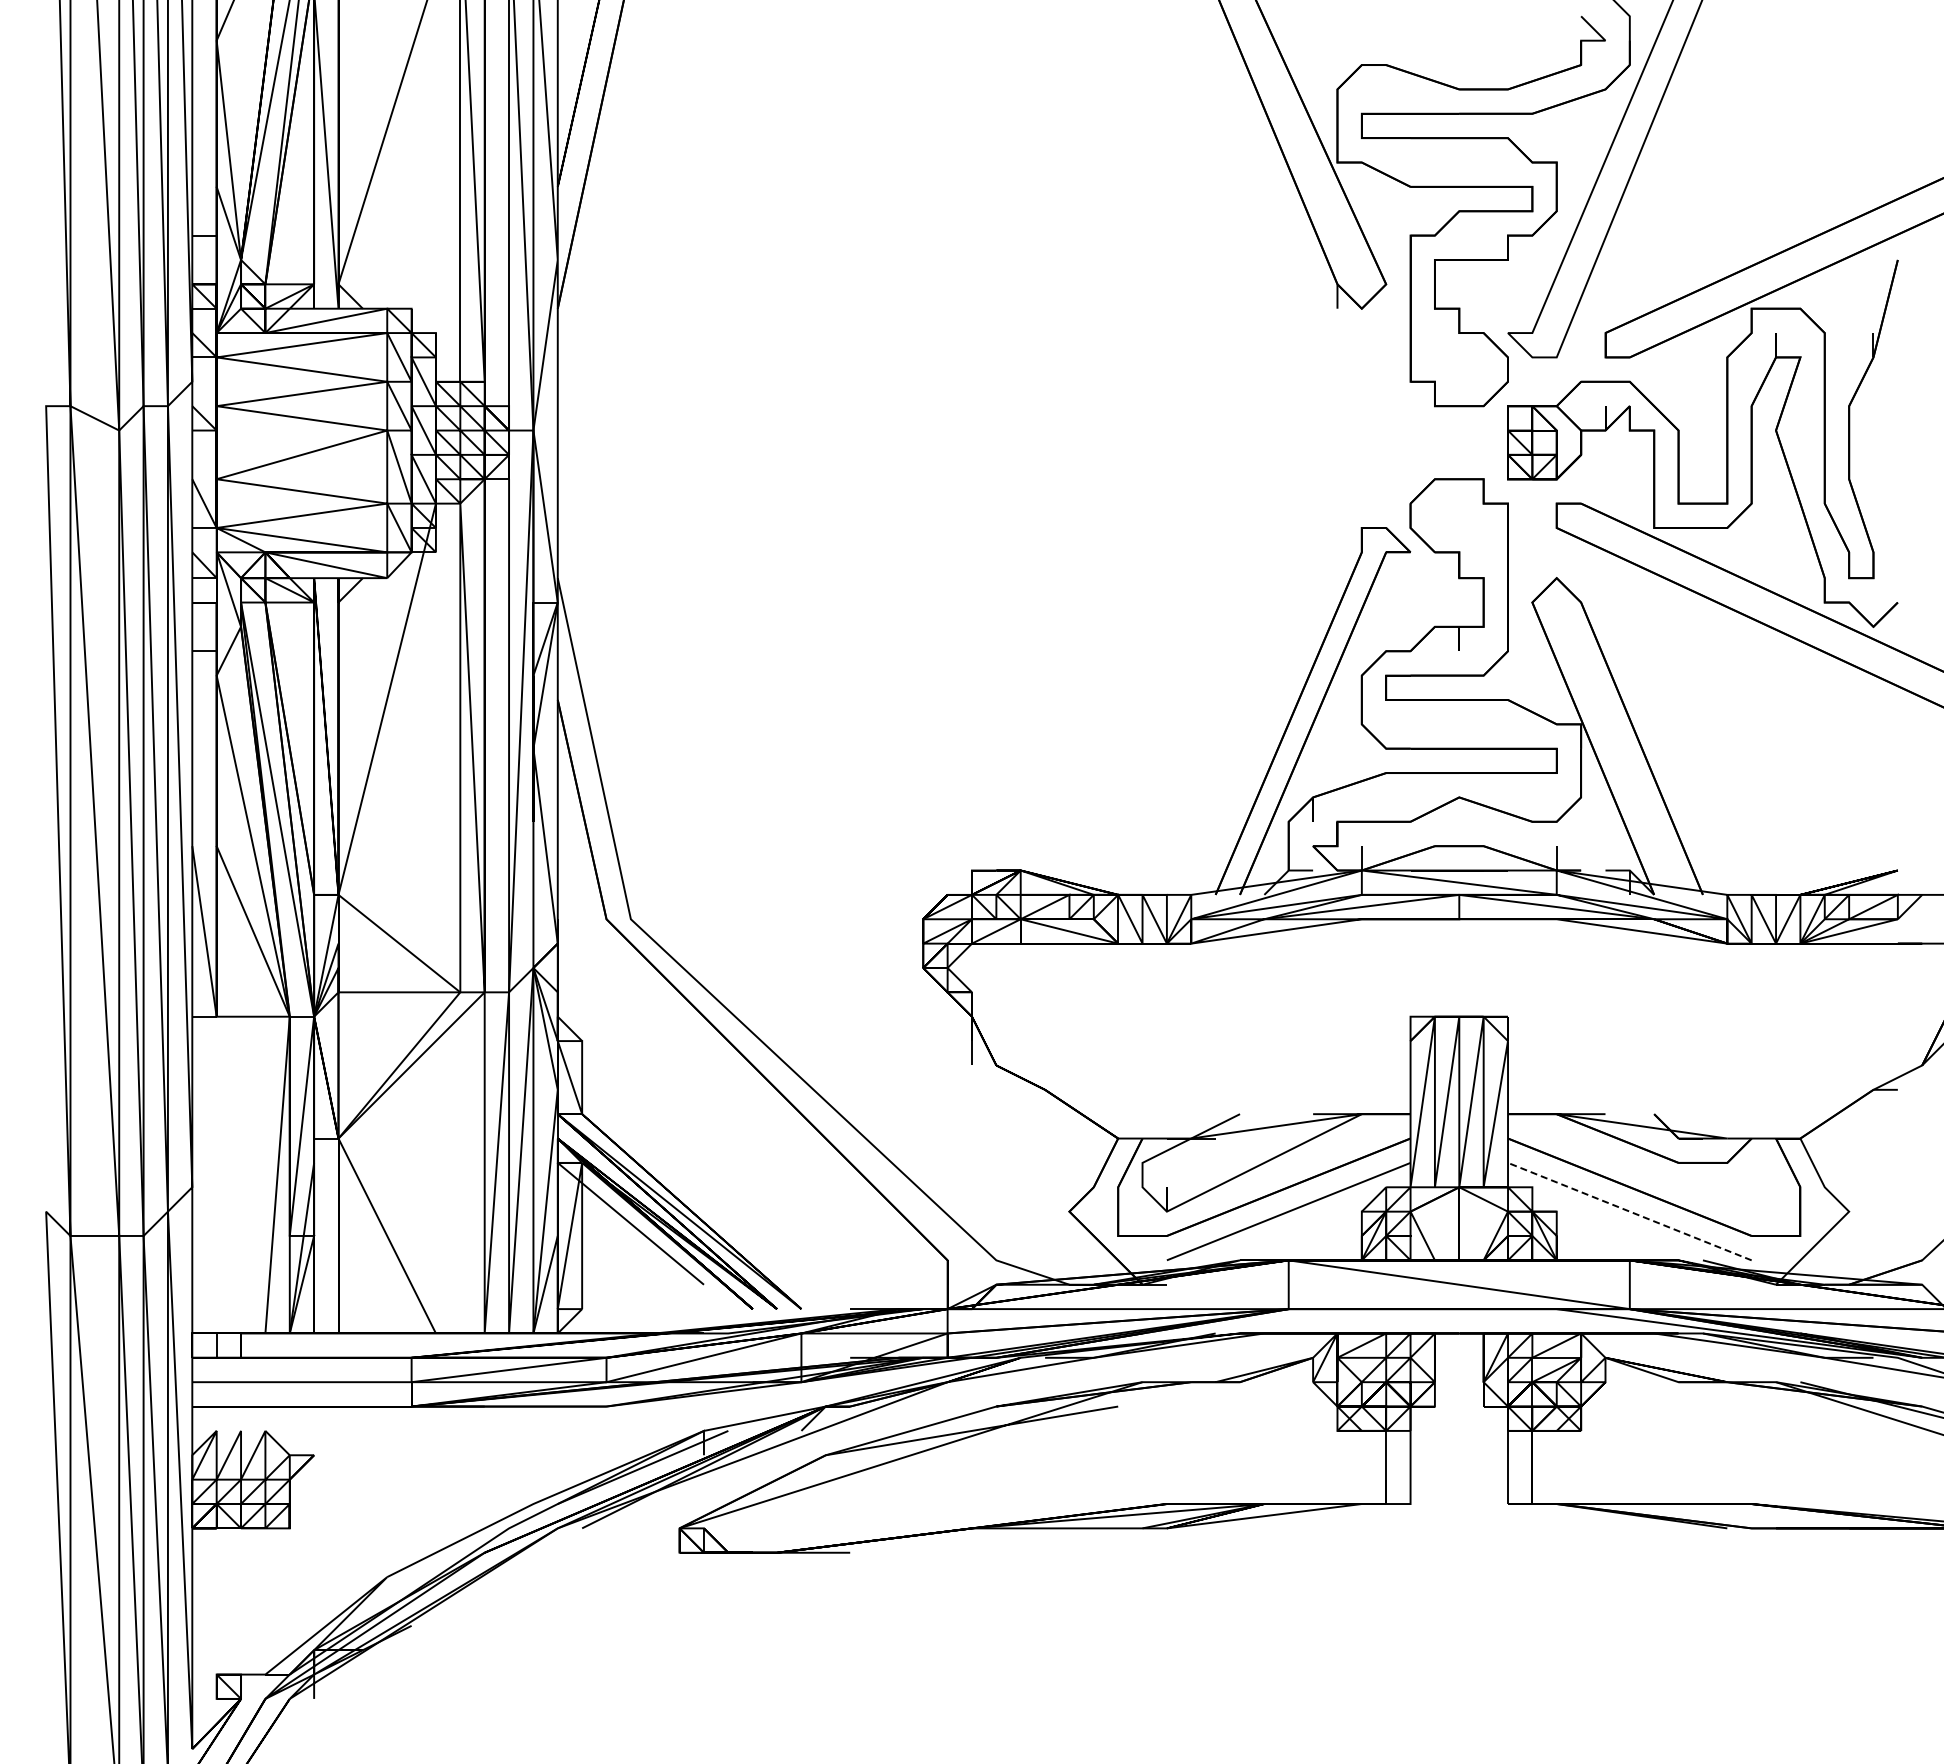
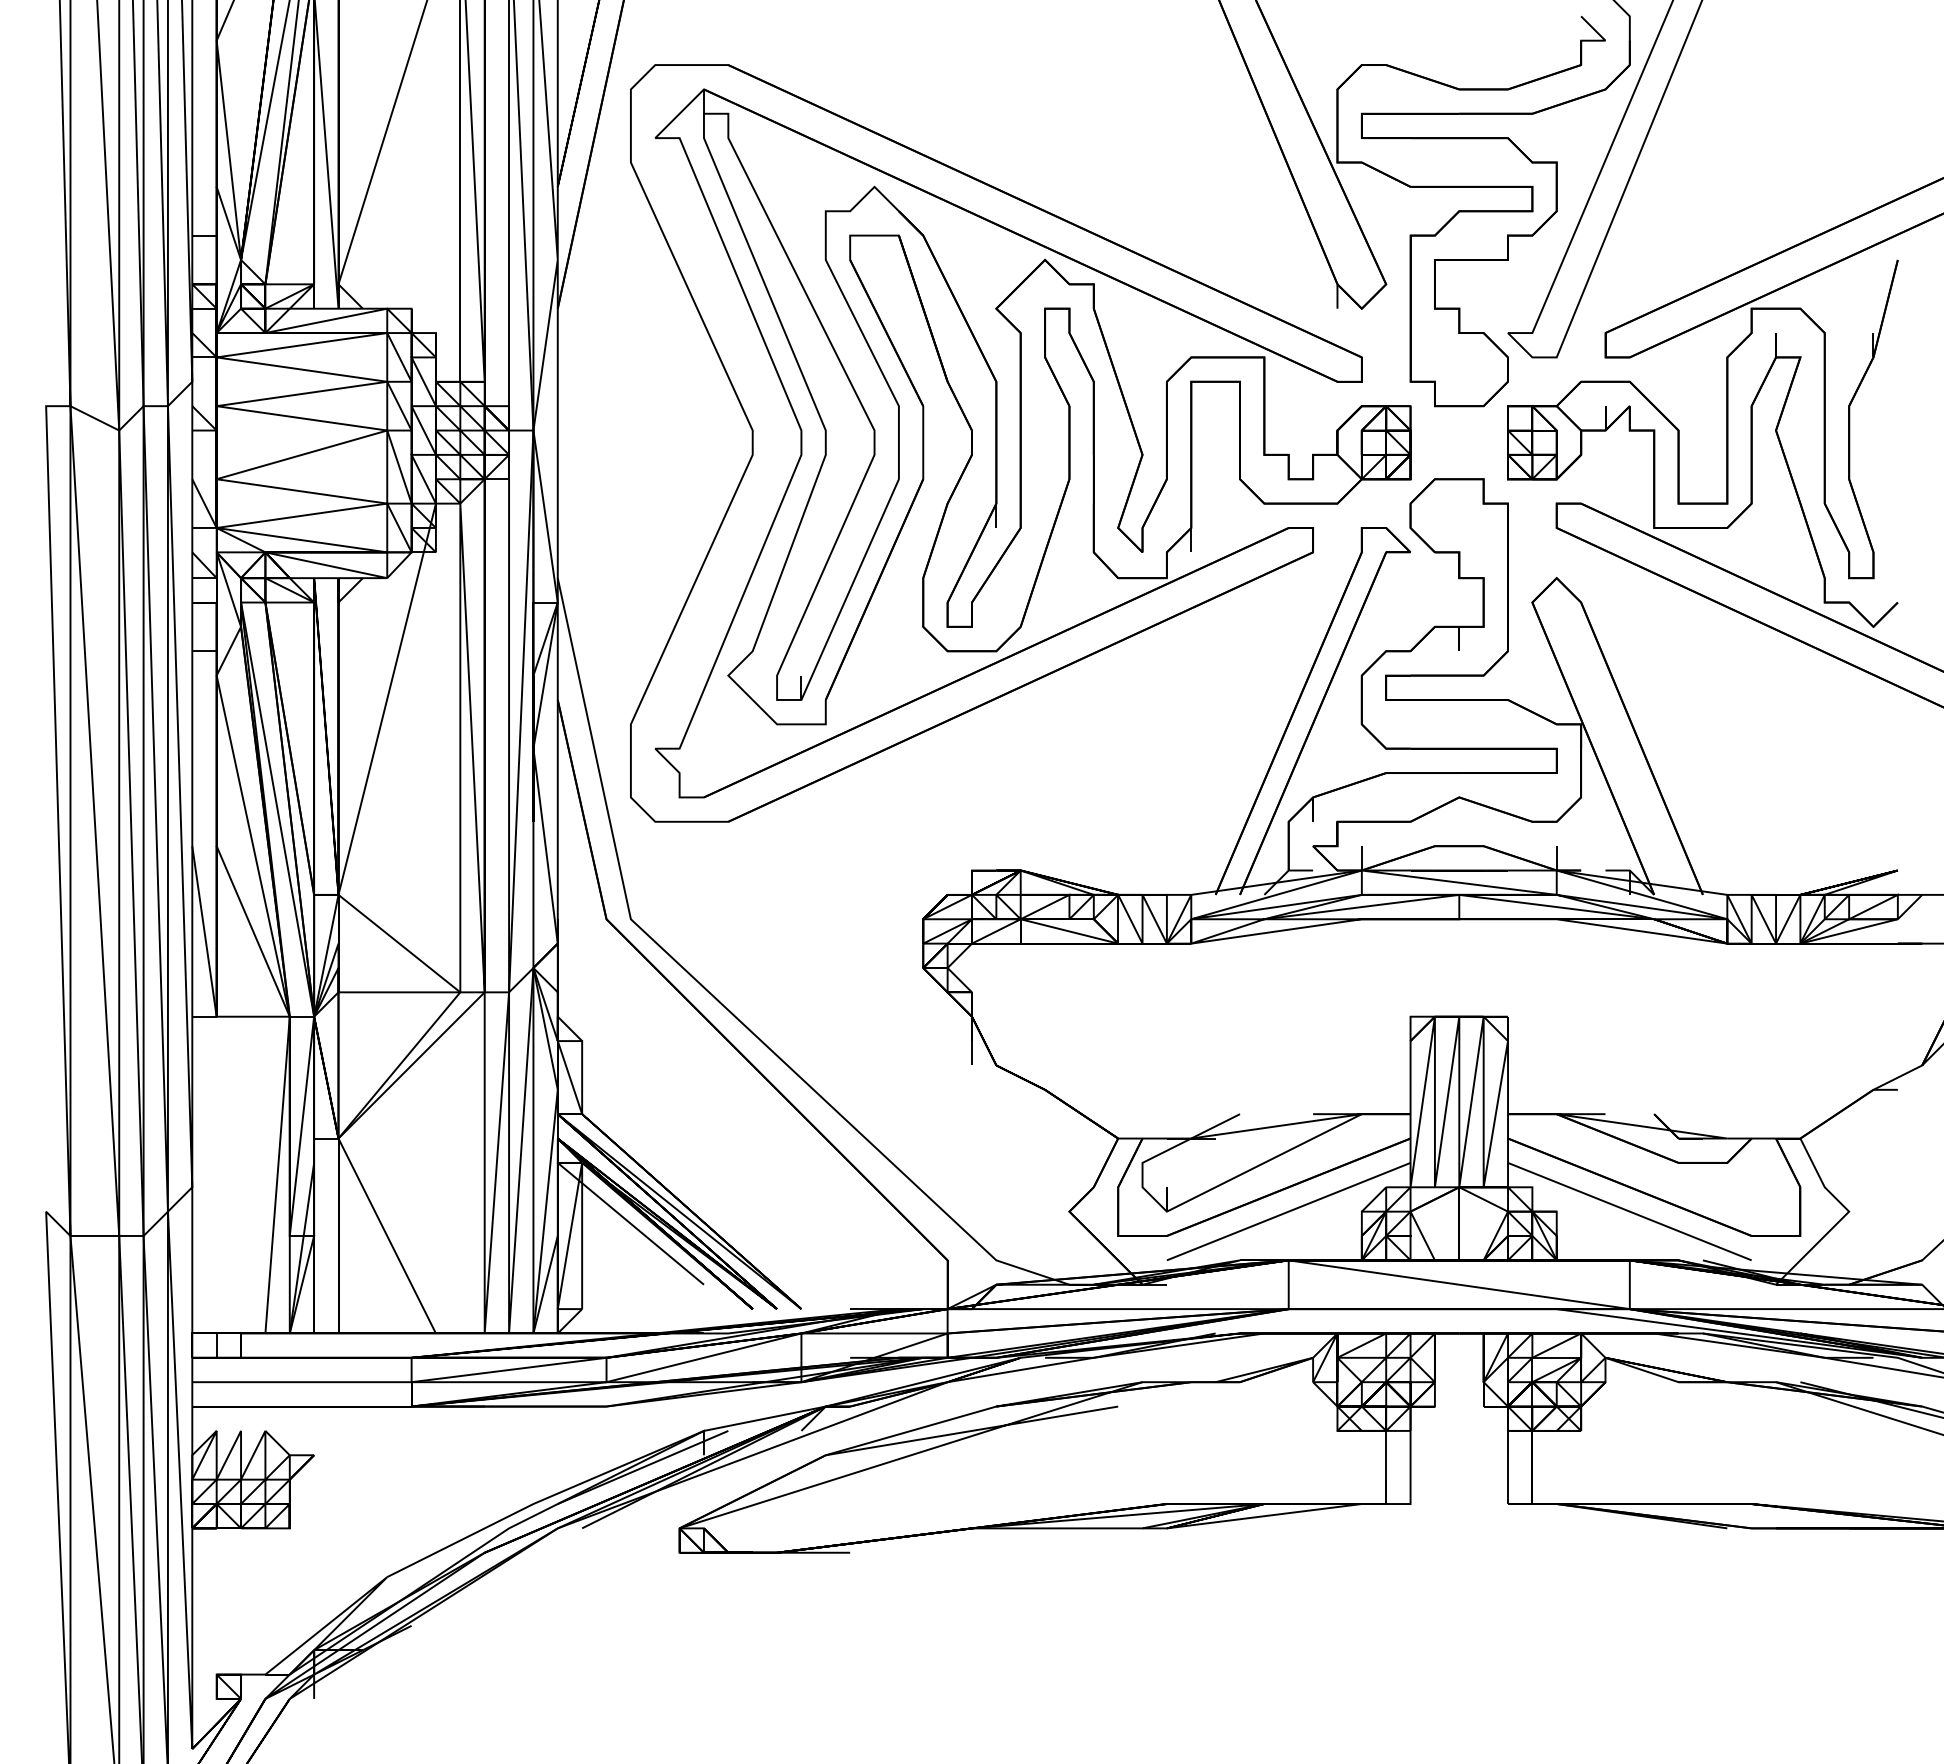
part: none -> present (1020, 443)
line: dashed -> solid (1629, 1211)
